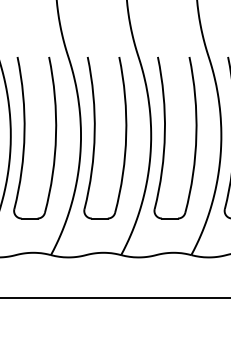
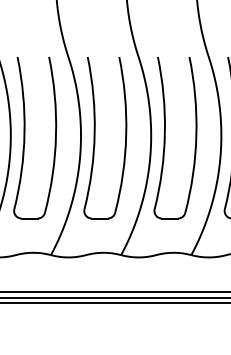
line: none -> present (114, 291)
line: none -> present (114, 303)
